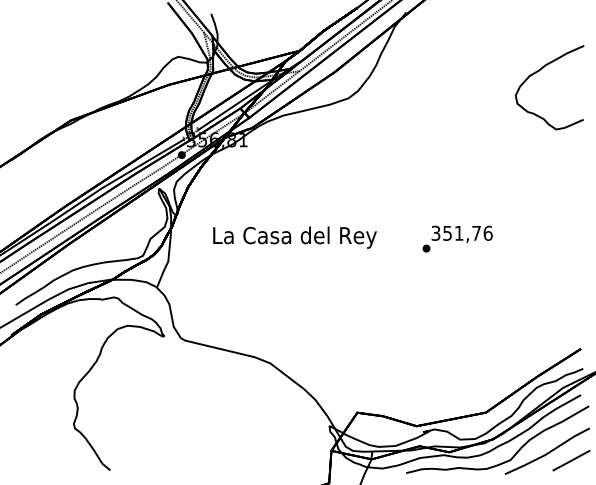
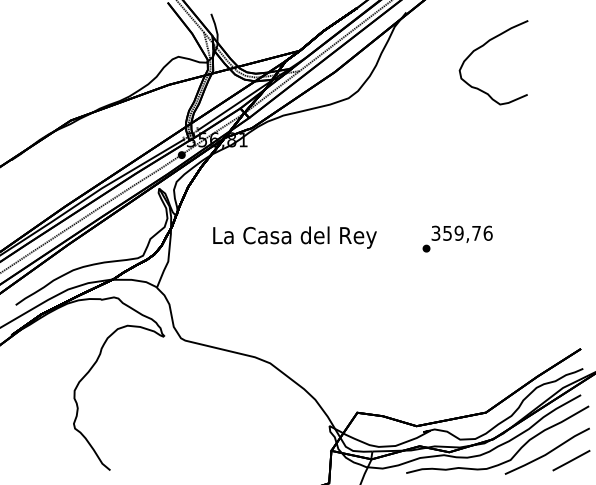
curve position: (539, 71) -> (483, 46) (483, 46)
text: 351,76 -> 359,76 (458, 232)
